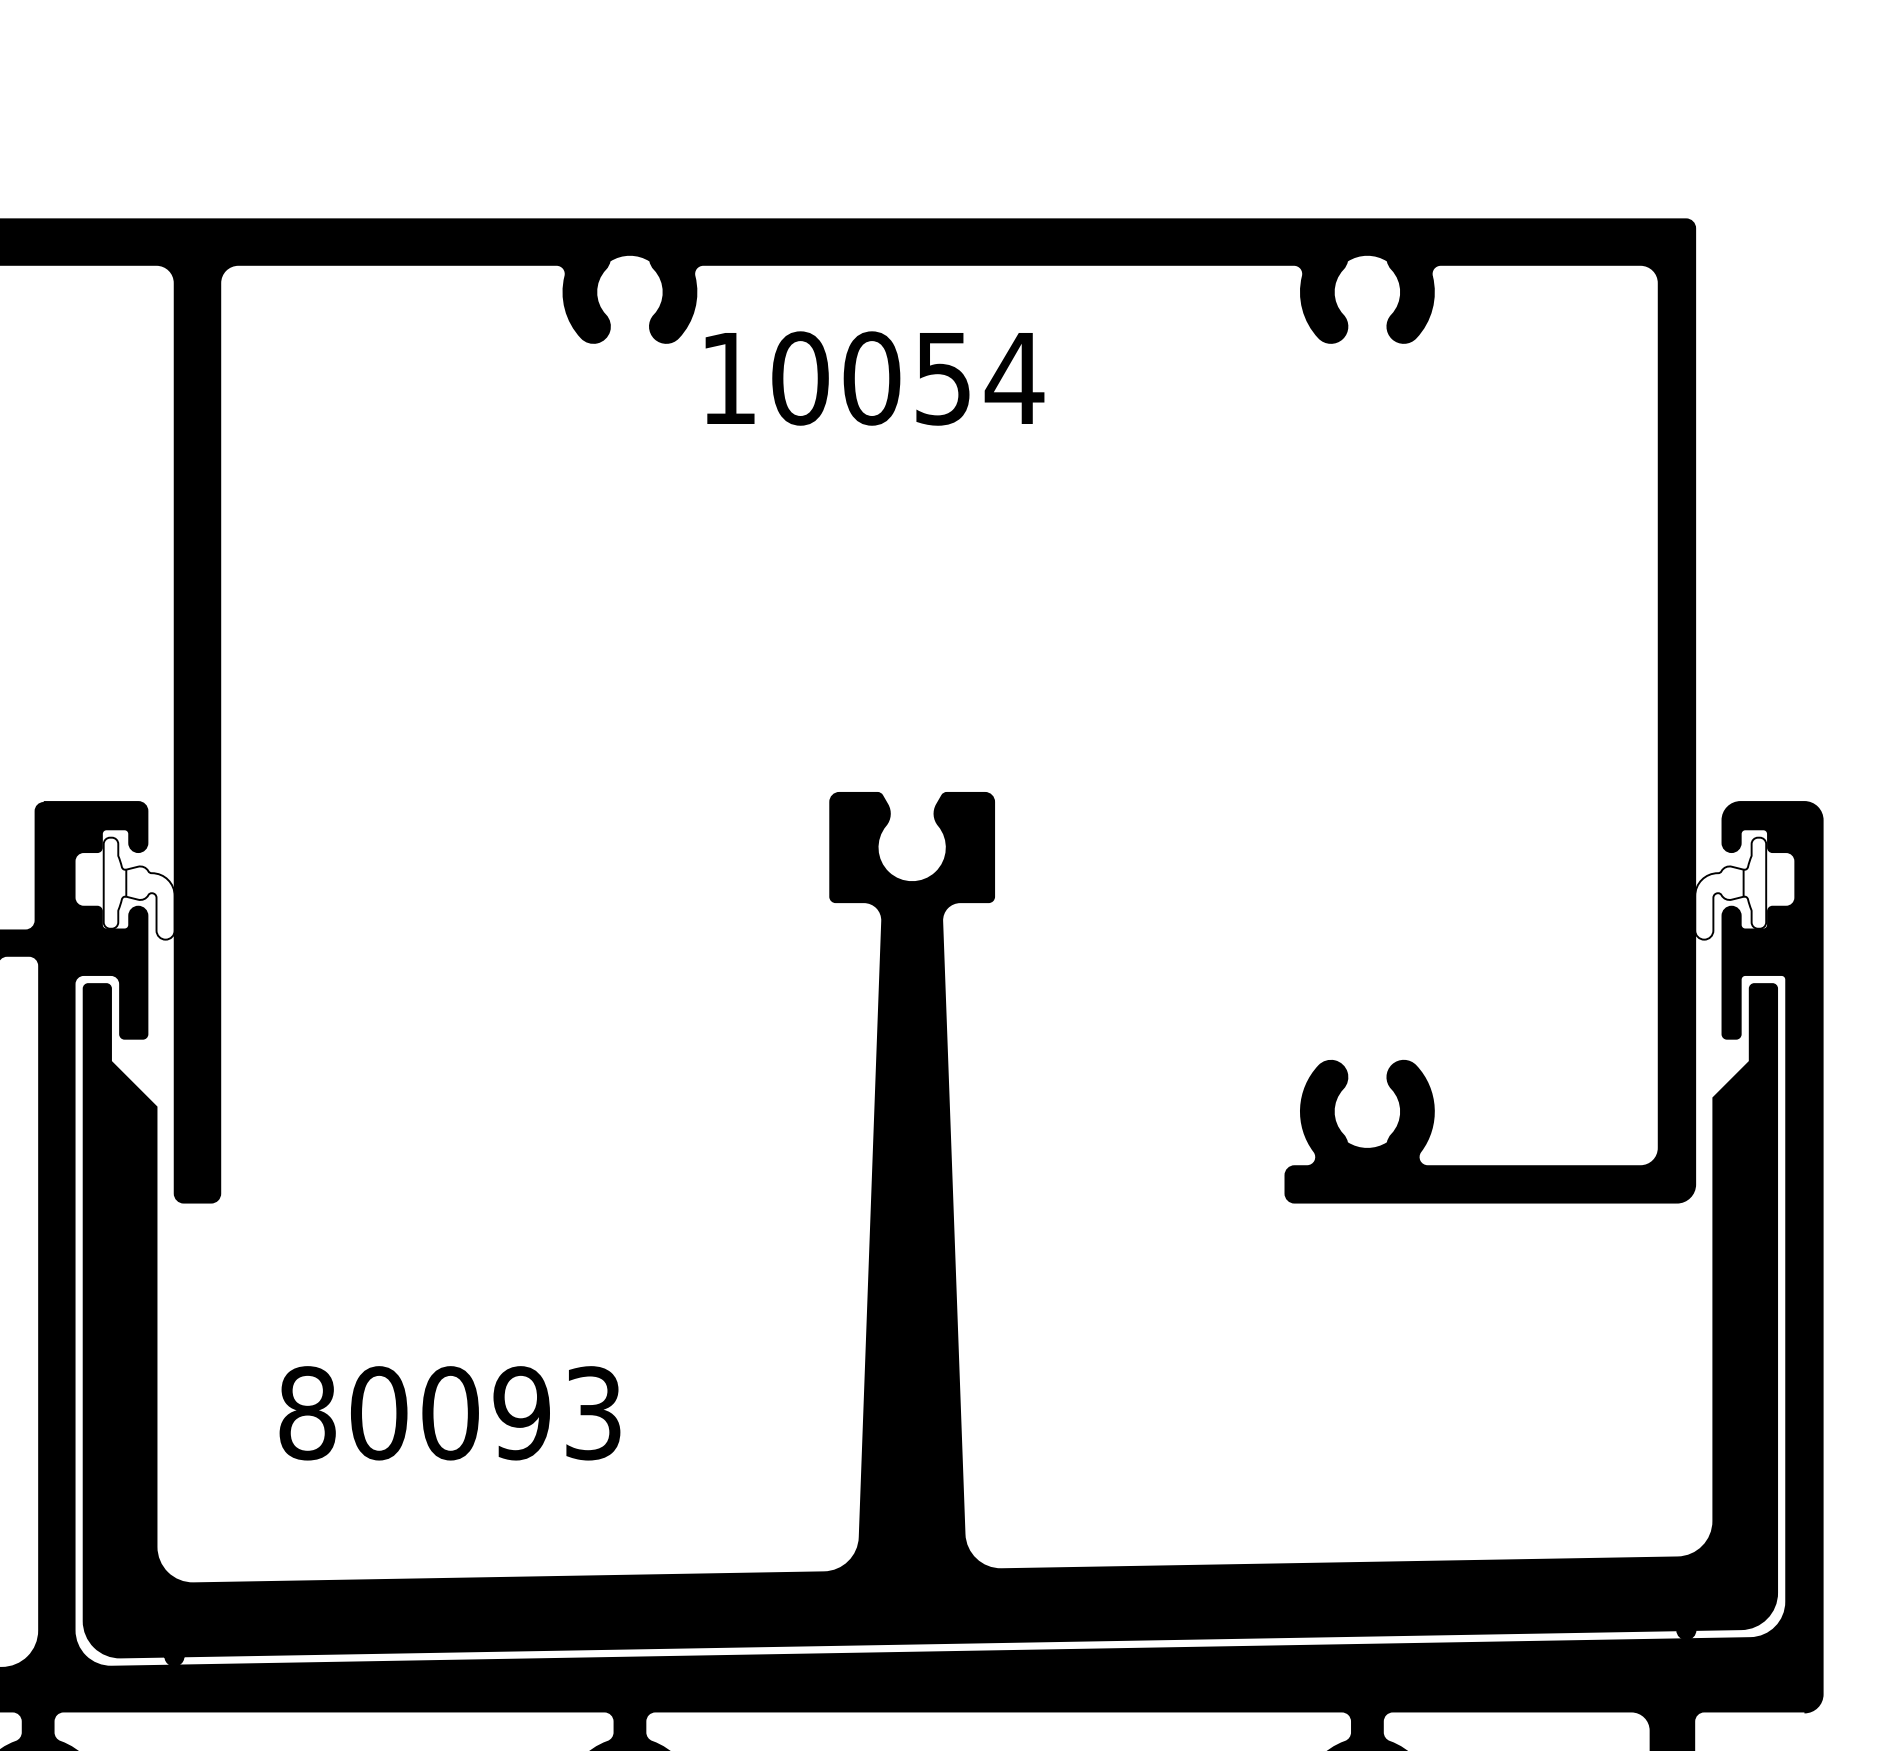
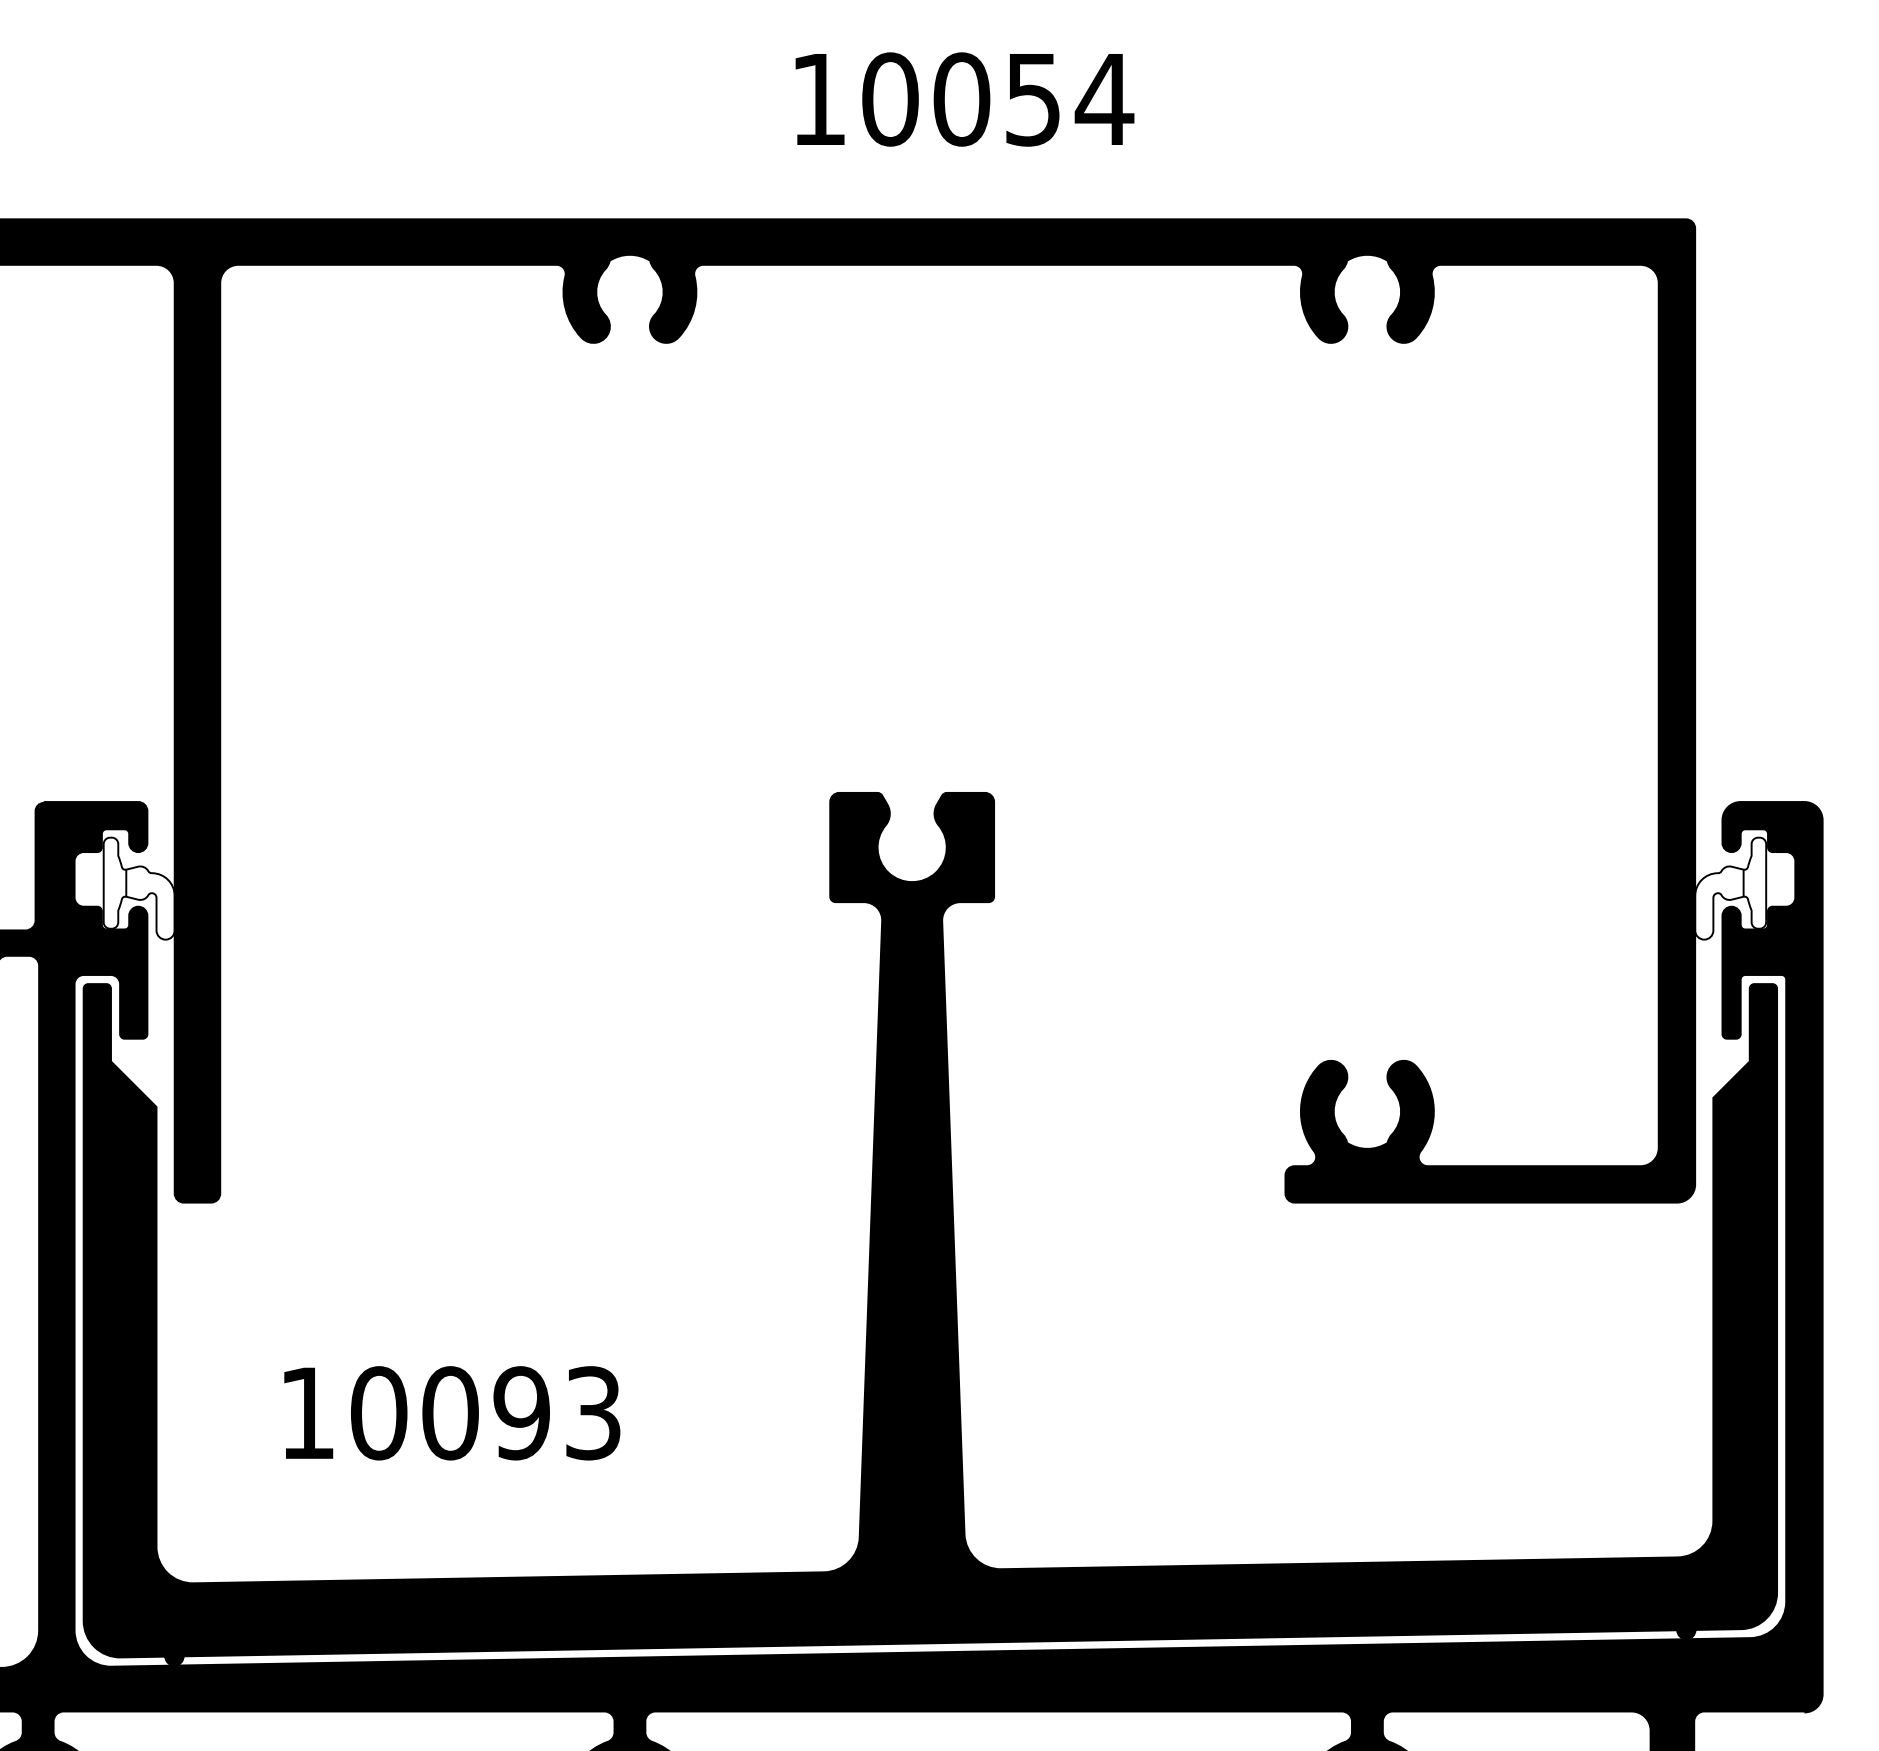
text position: (874, 378) -> (964, 99) (964, 99)
text: 80093 -> 10093 (307, 1413)
